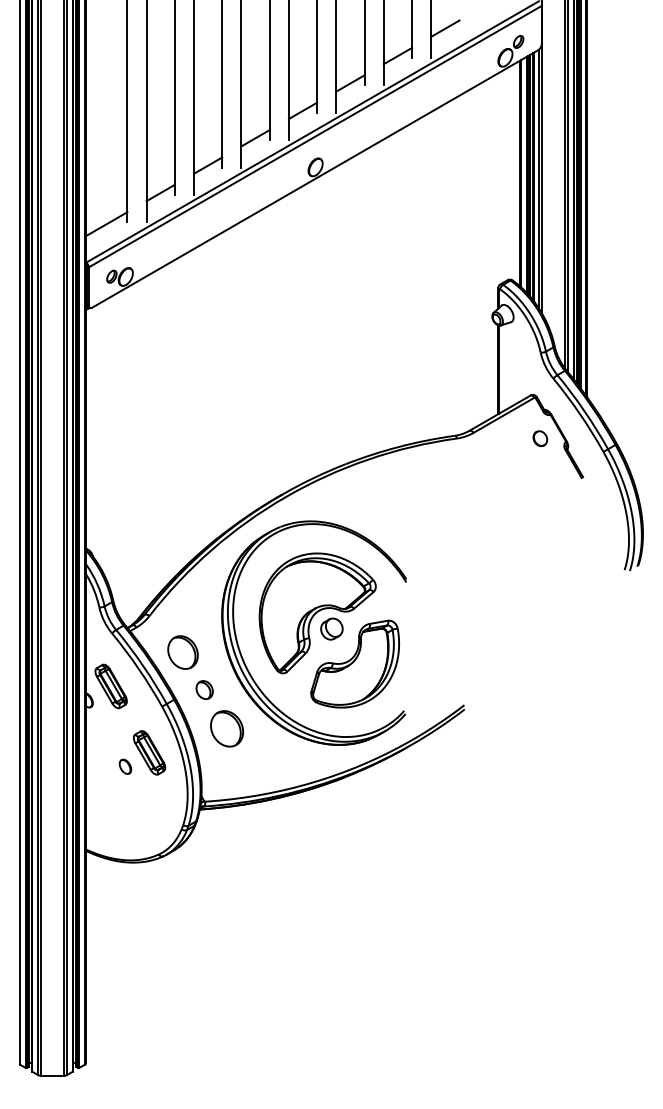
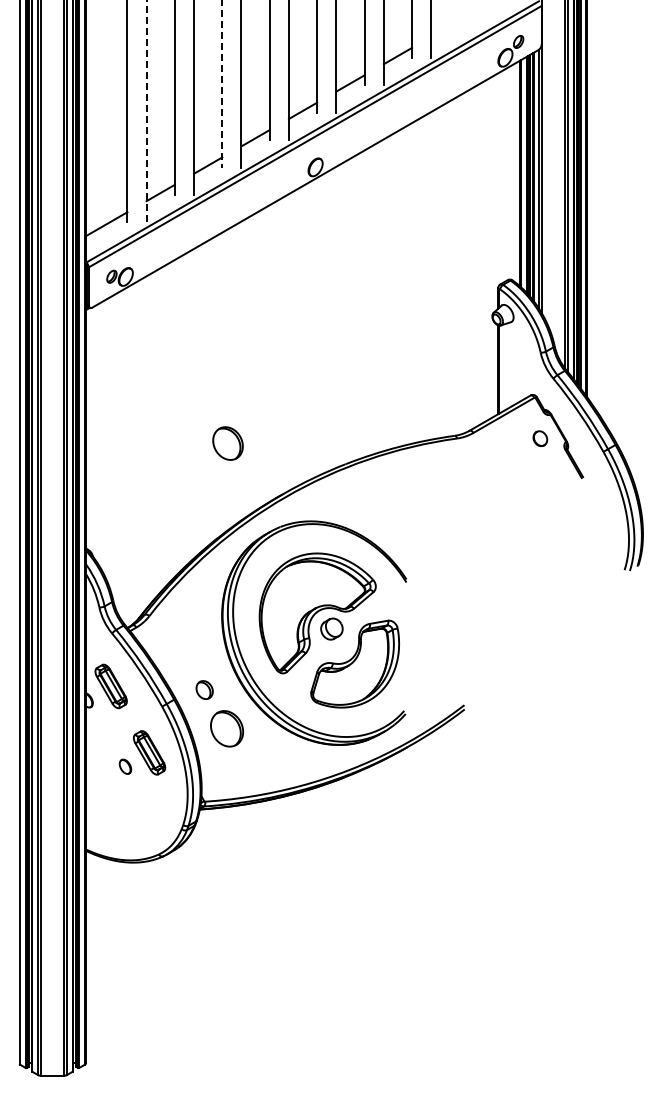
line: present -> none (445, 28)
line: solid -> dashed (222, 84)
line: solid -> dashed (146, 111)
part position: (182, 652) -> (227, 443) (227, 443)
